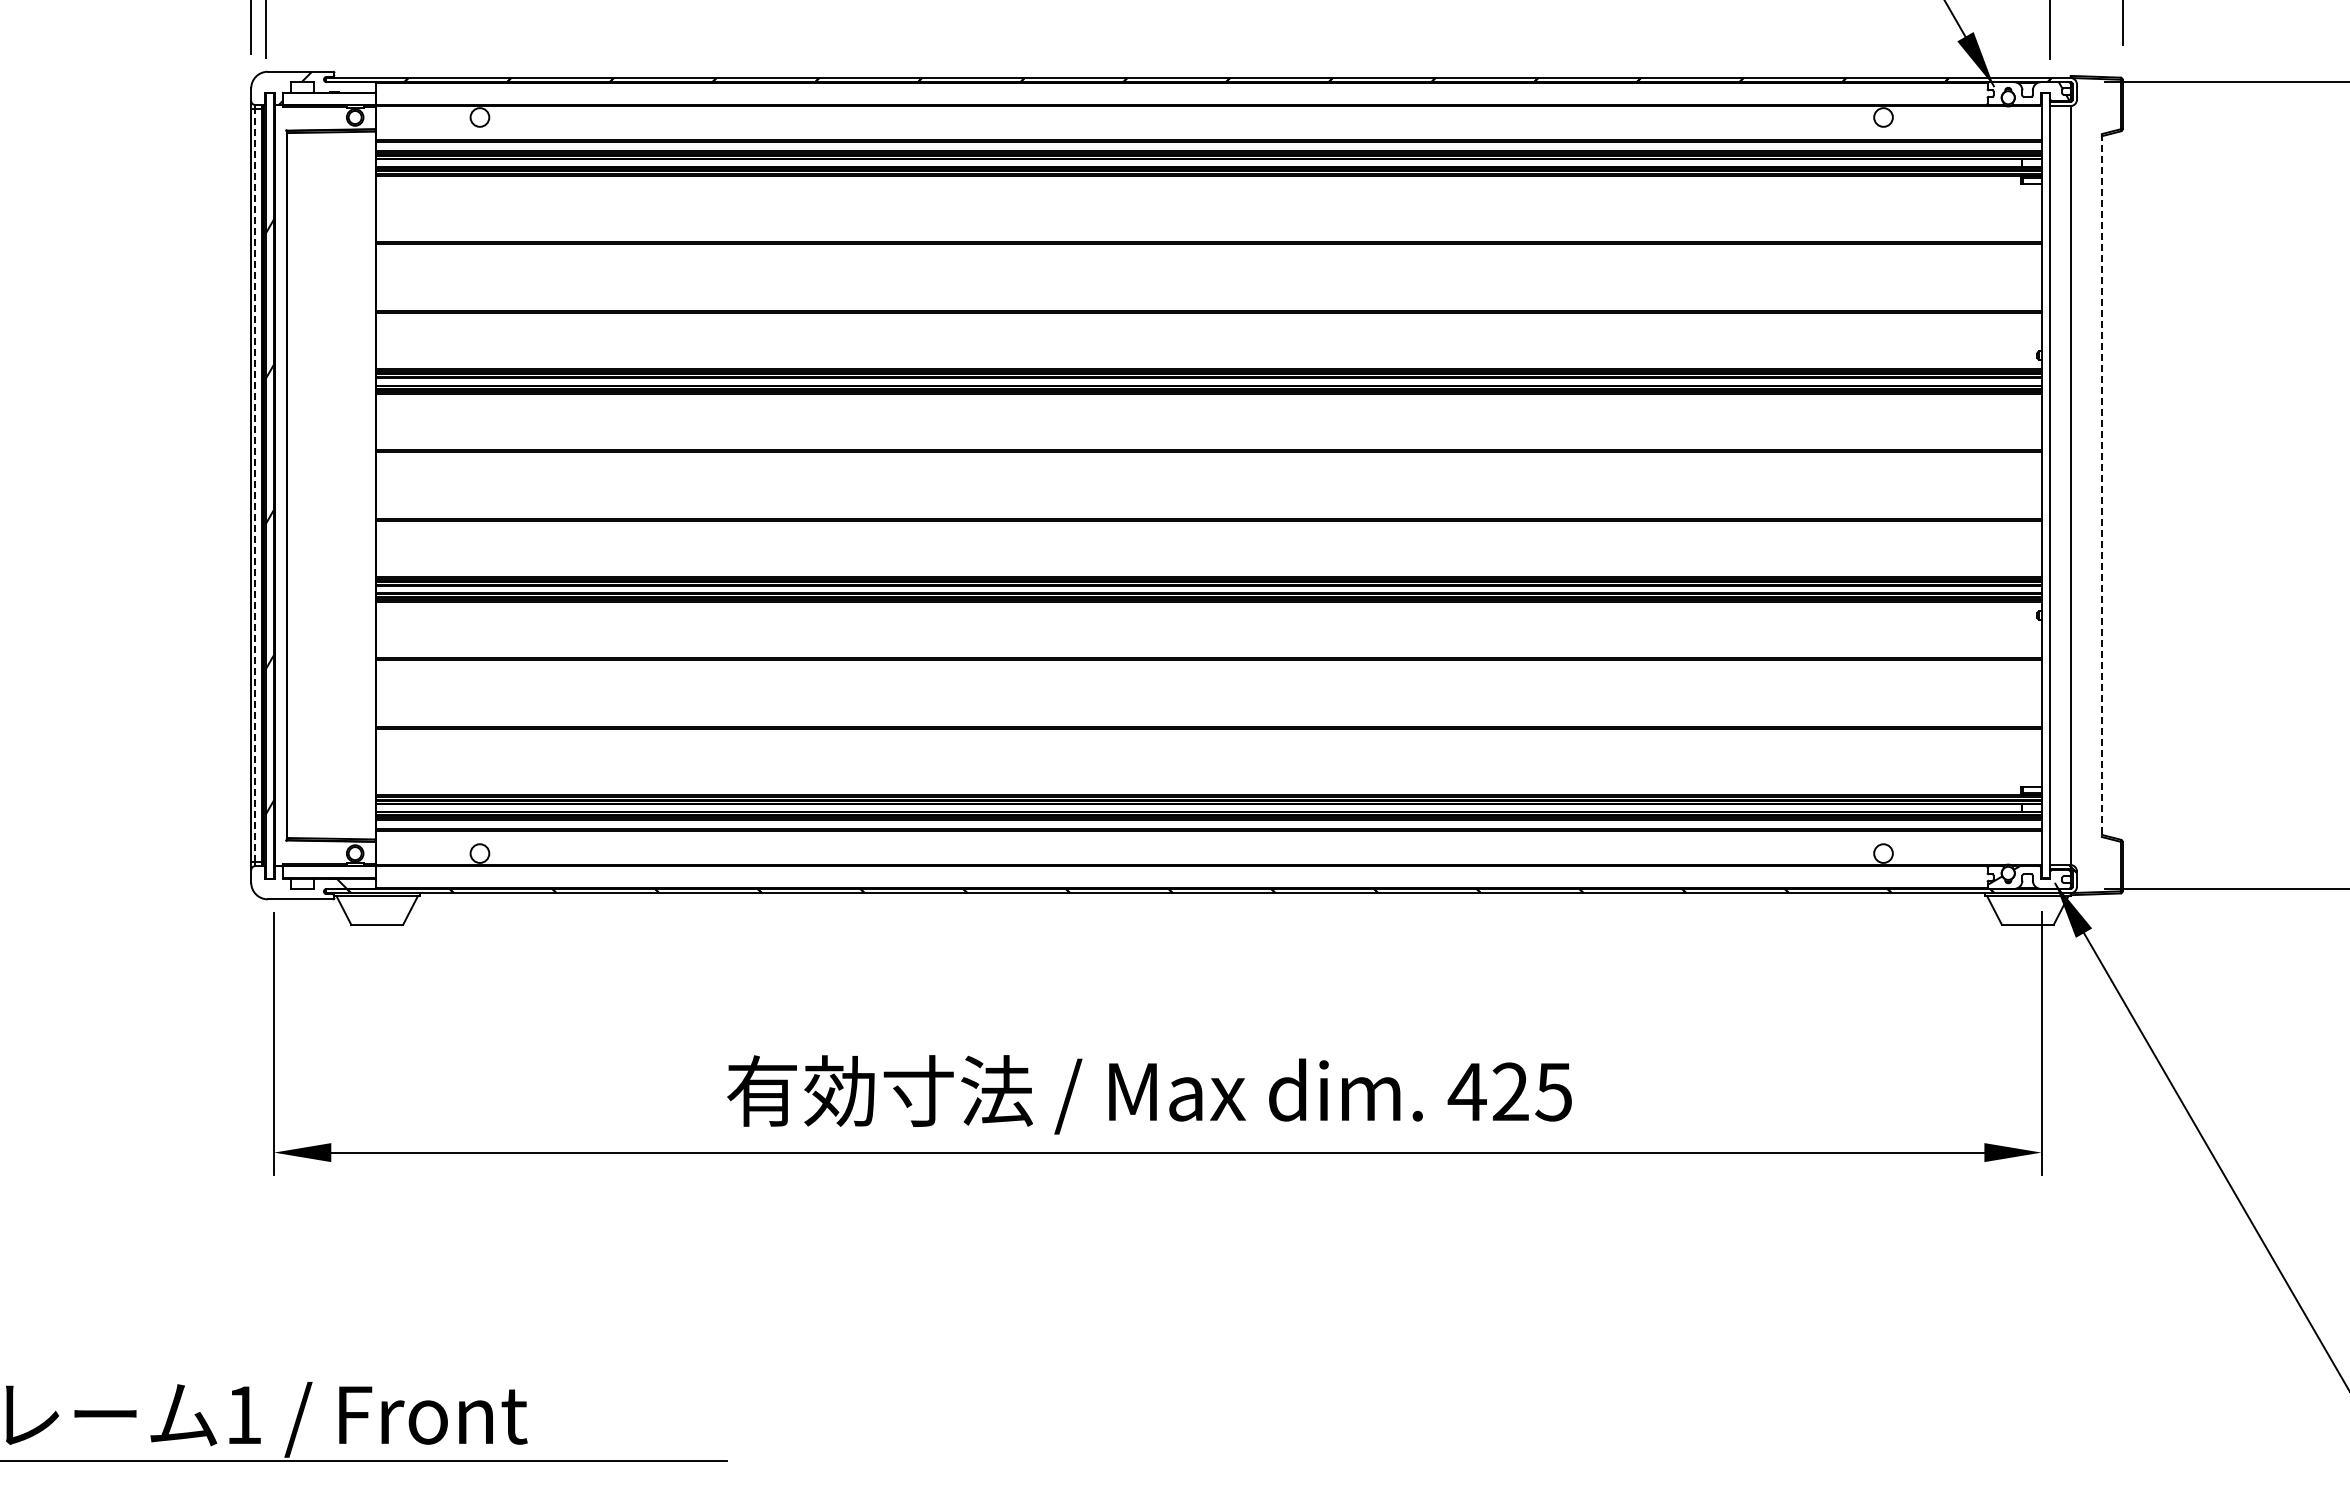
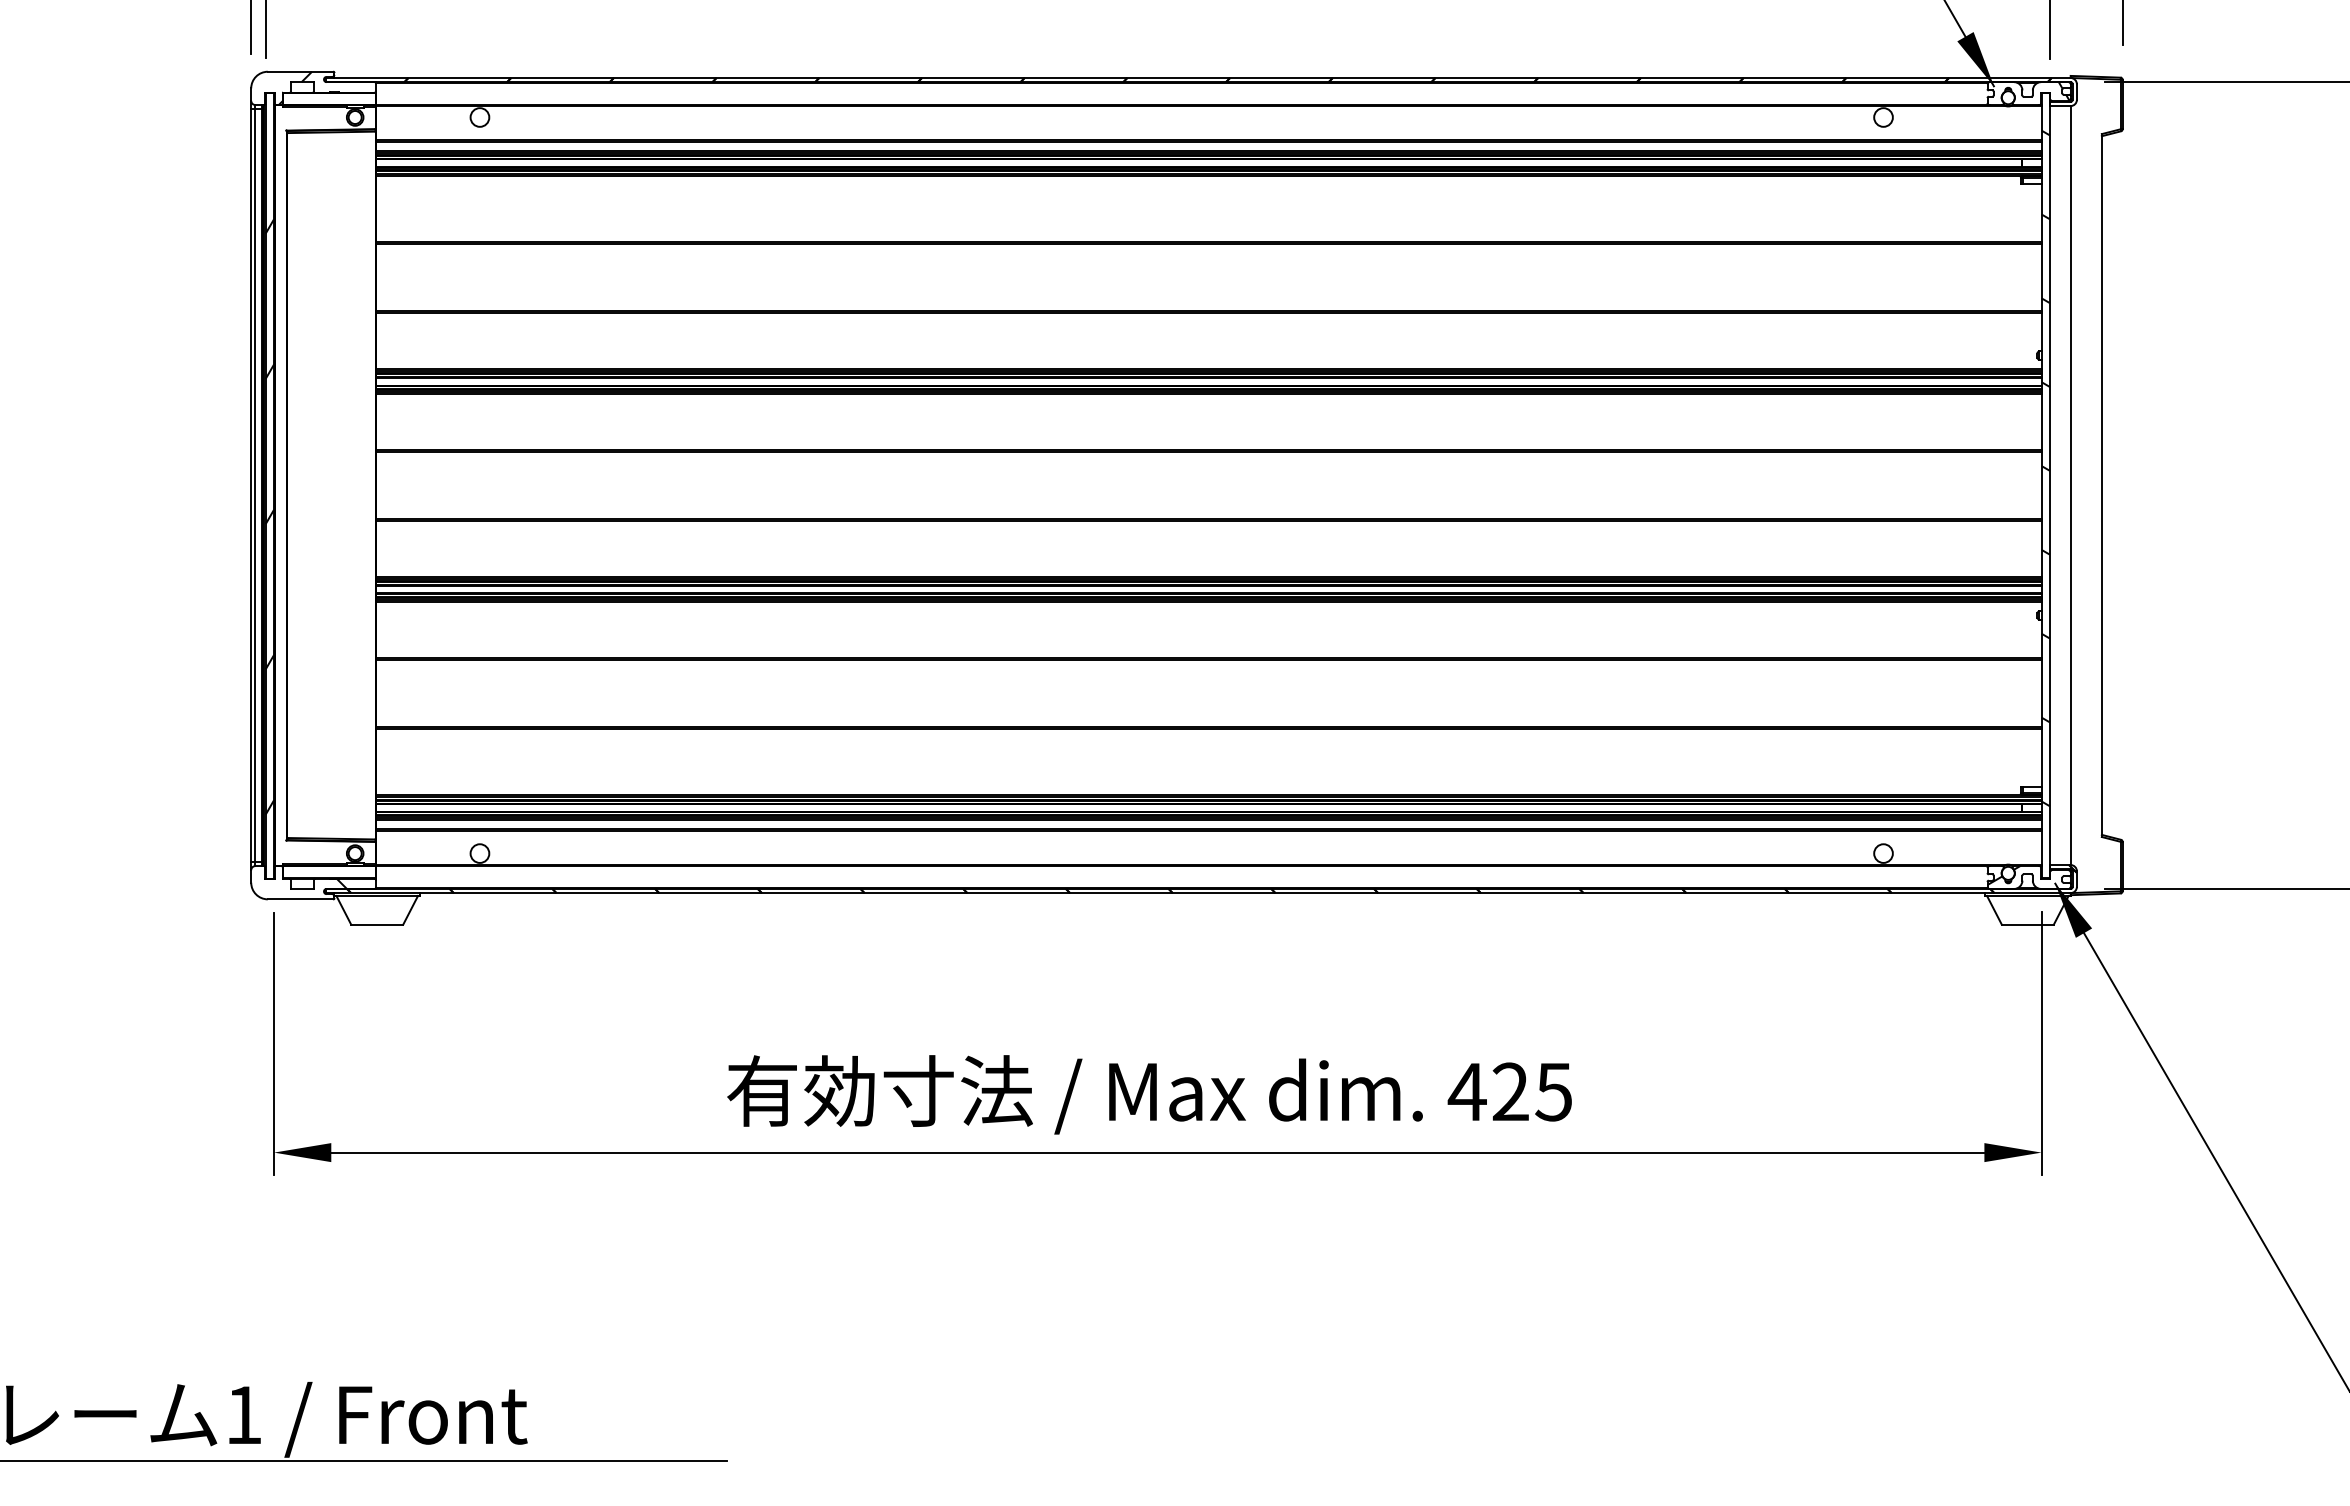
hatch: none -> present (2045, 468)
line: dashed -> solid (255, 485)
line: dashed -> solid (2101, 486)
